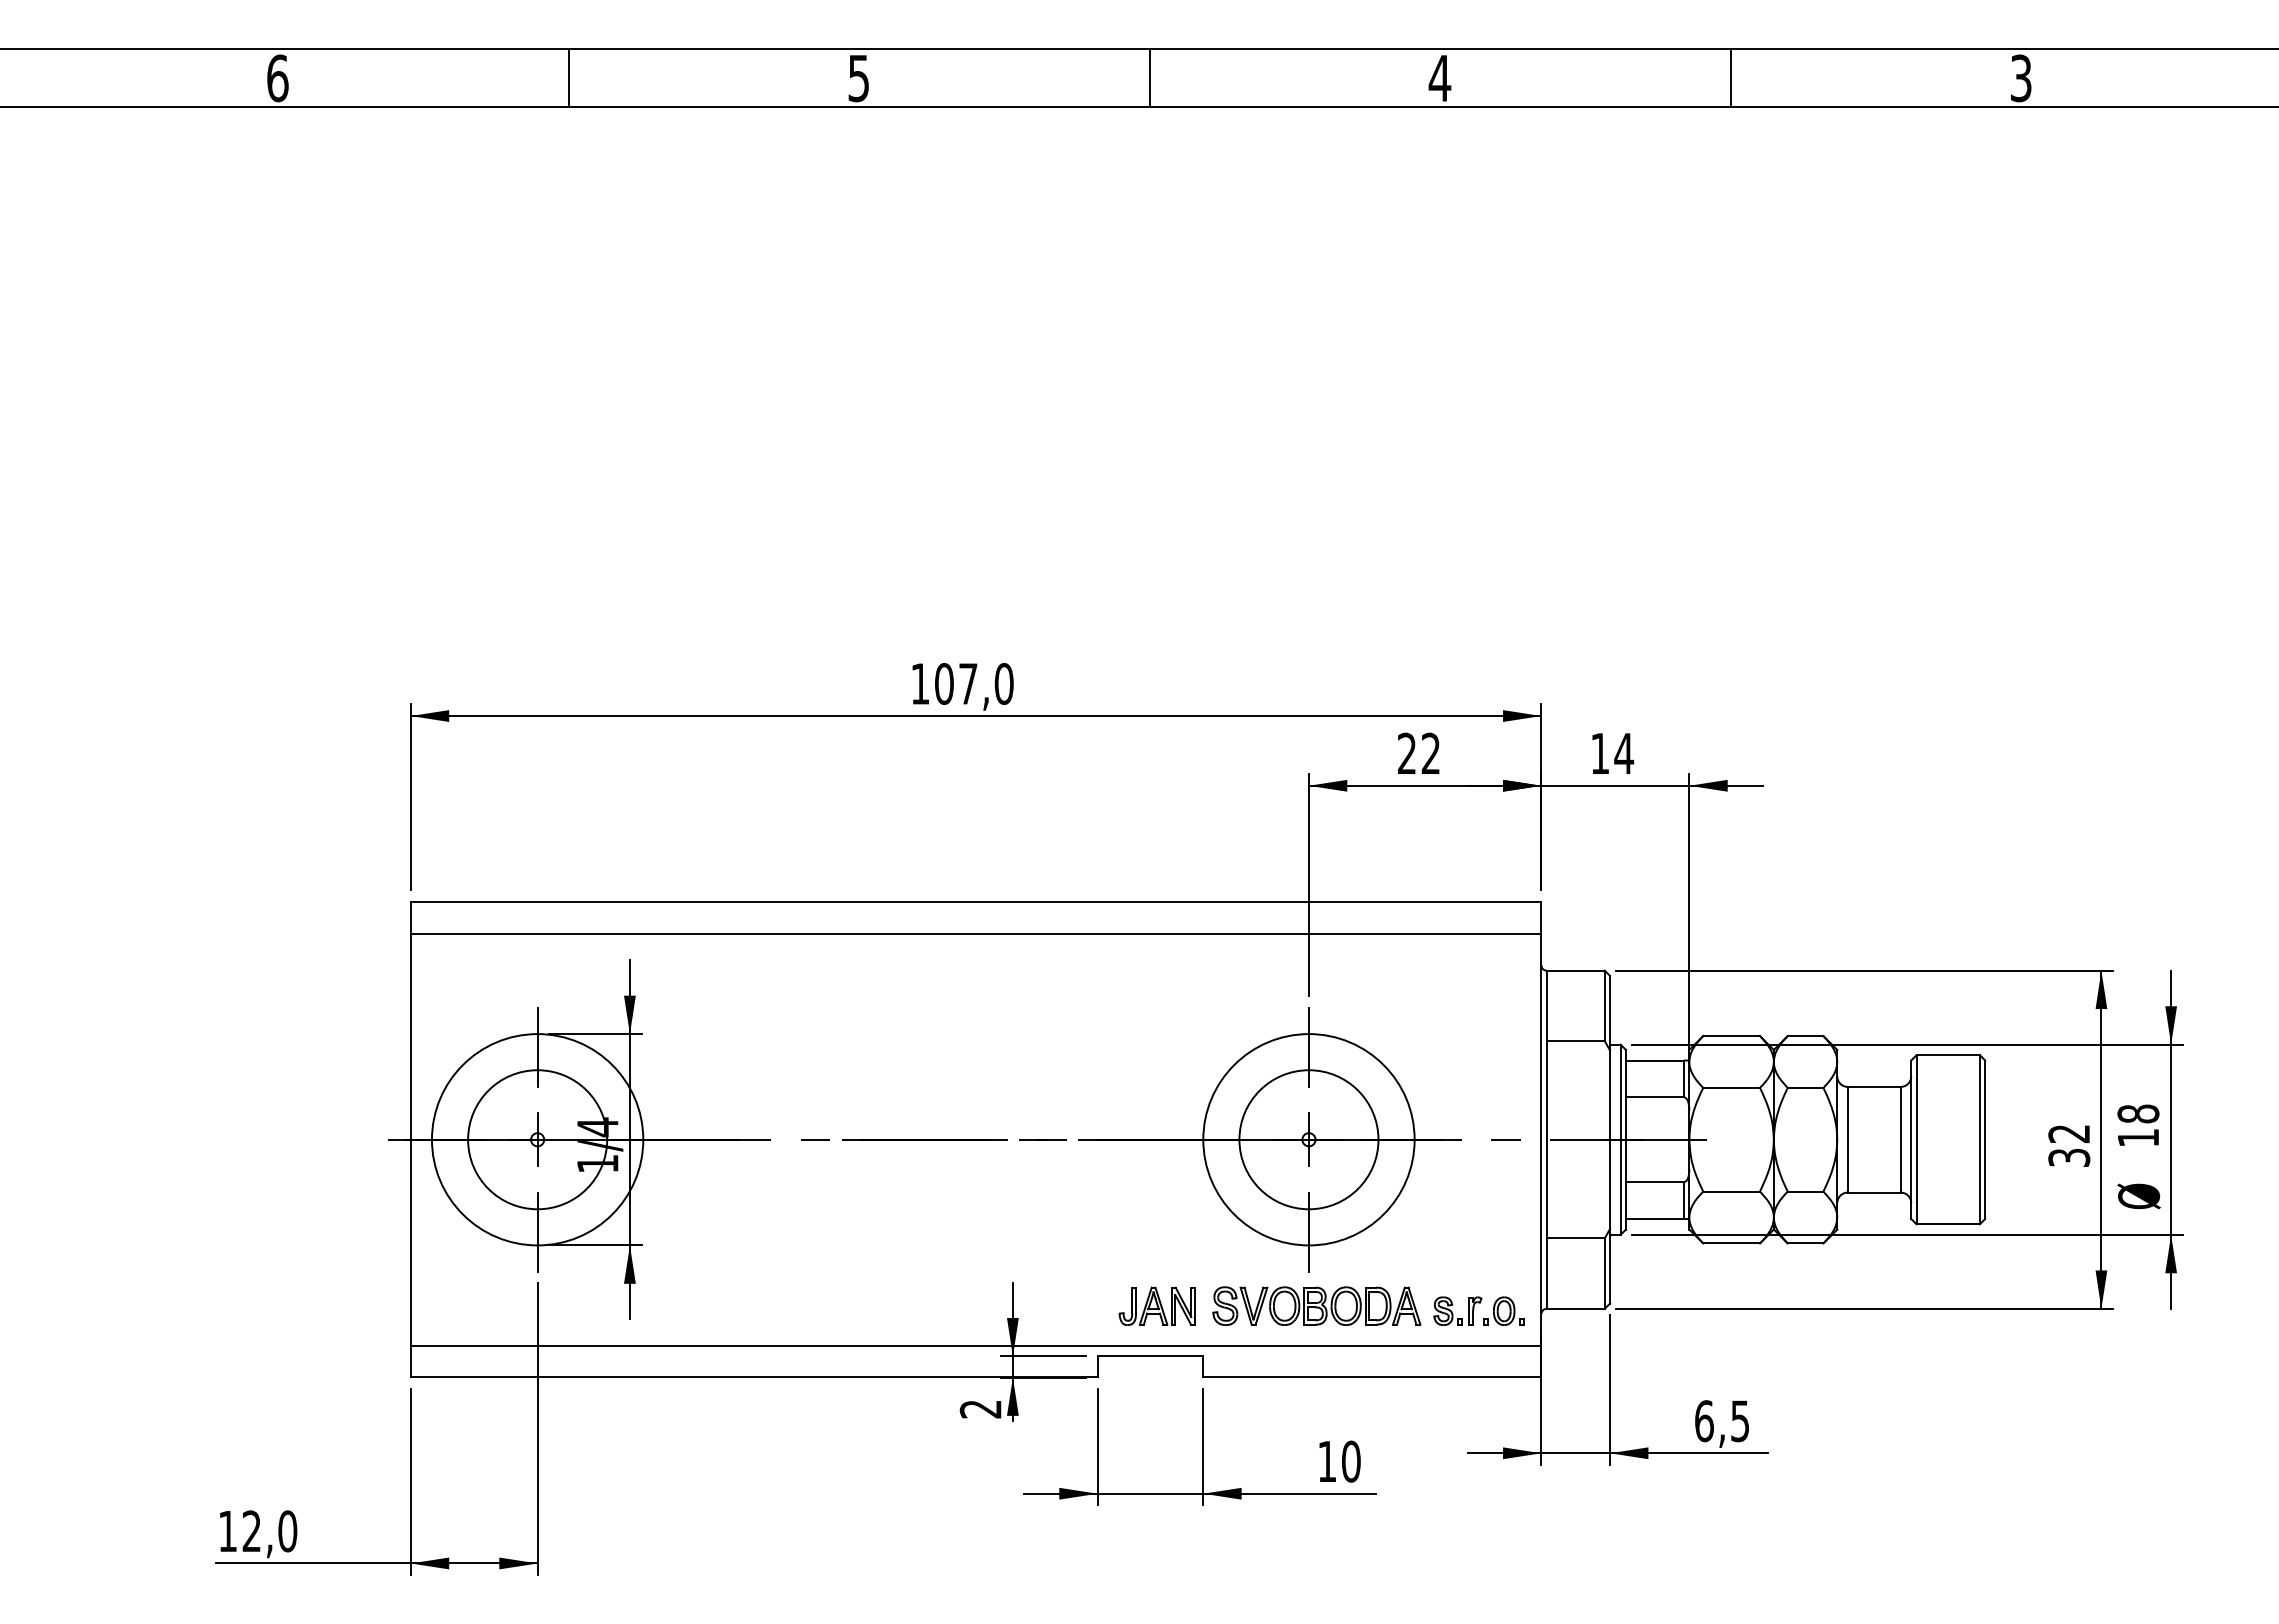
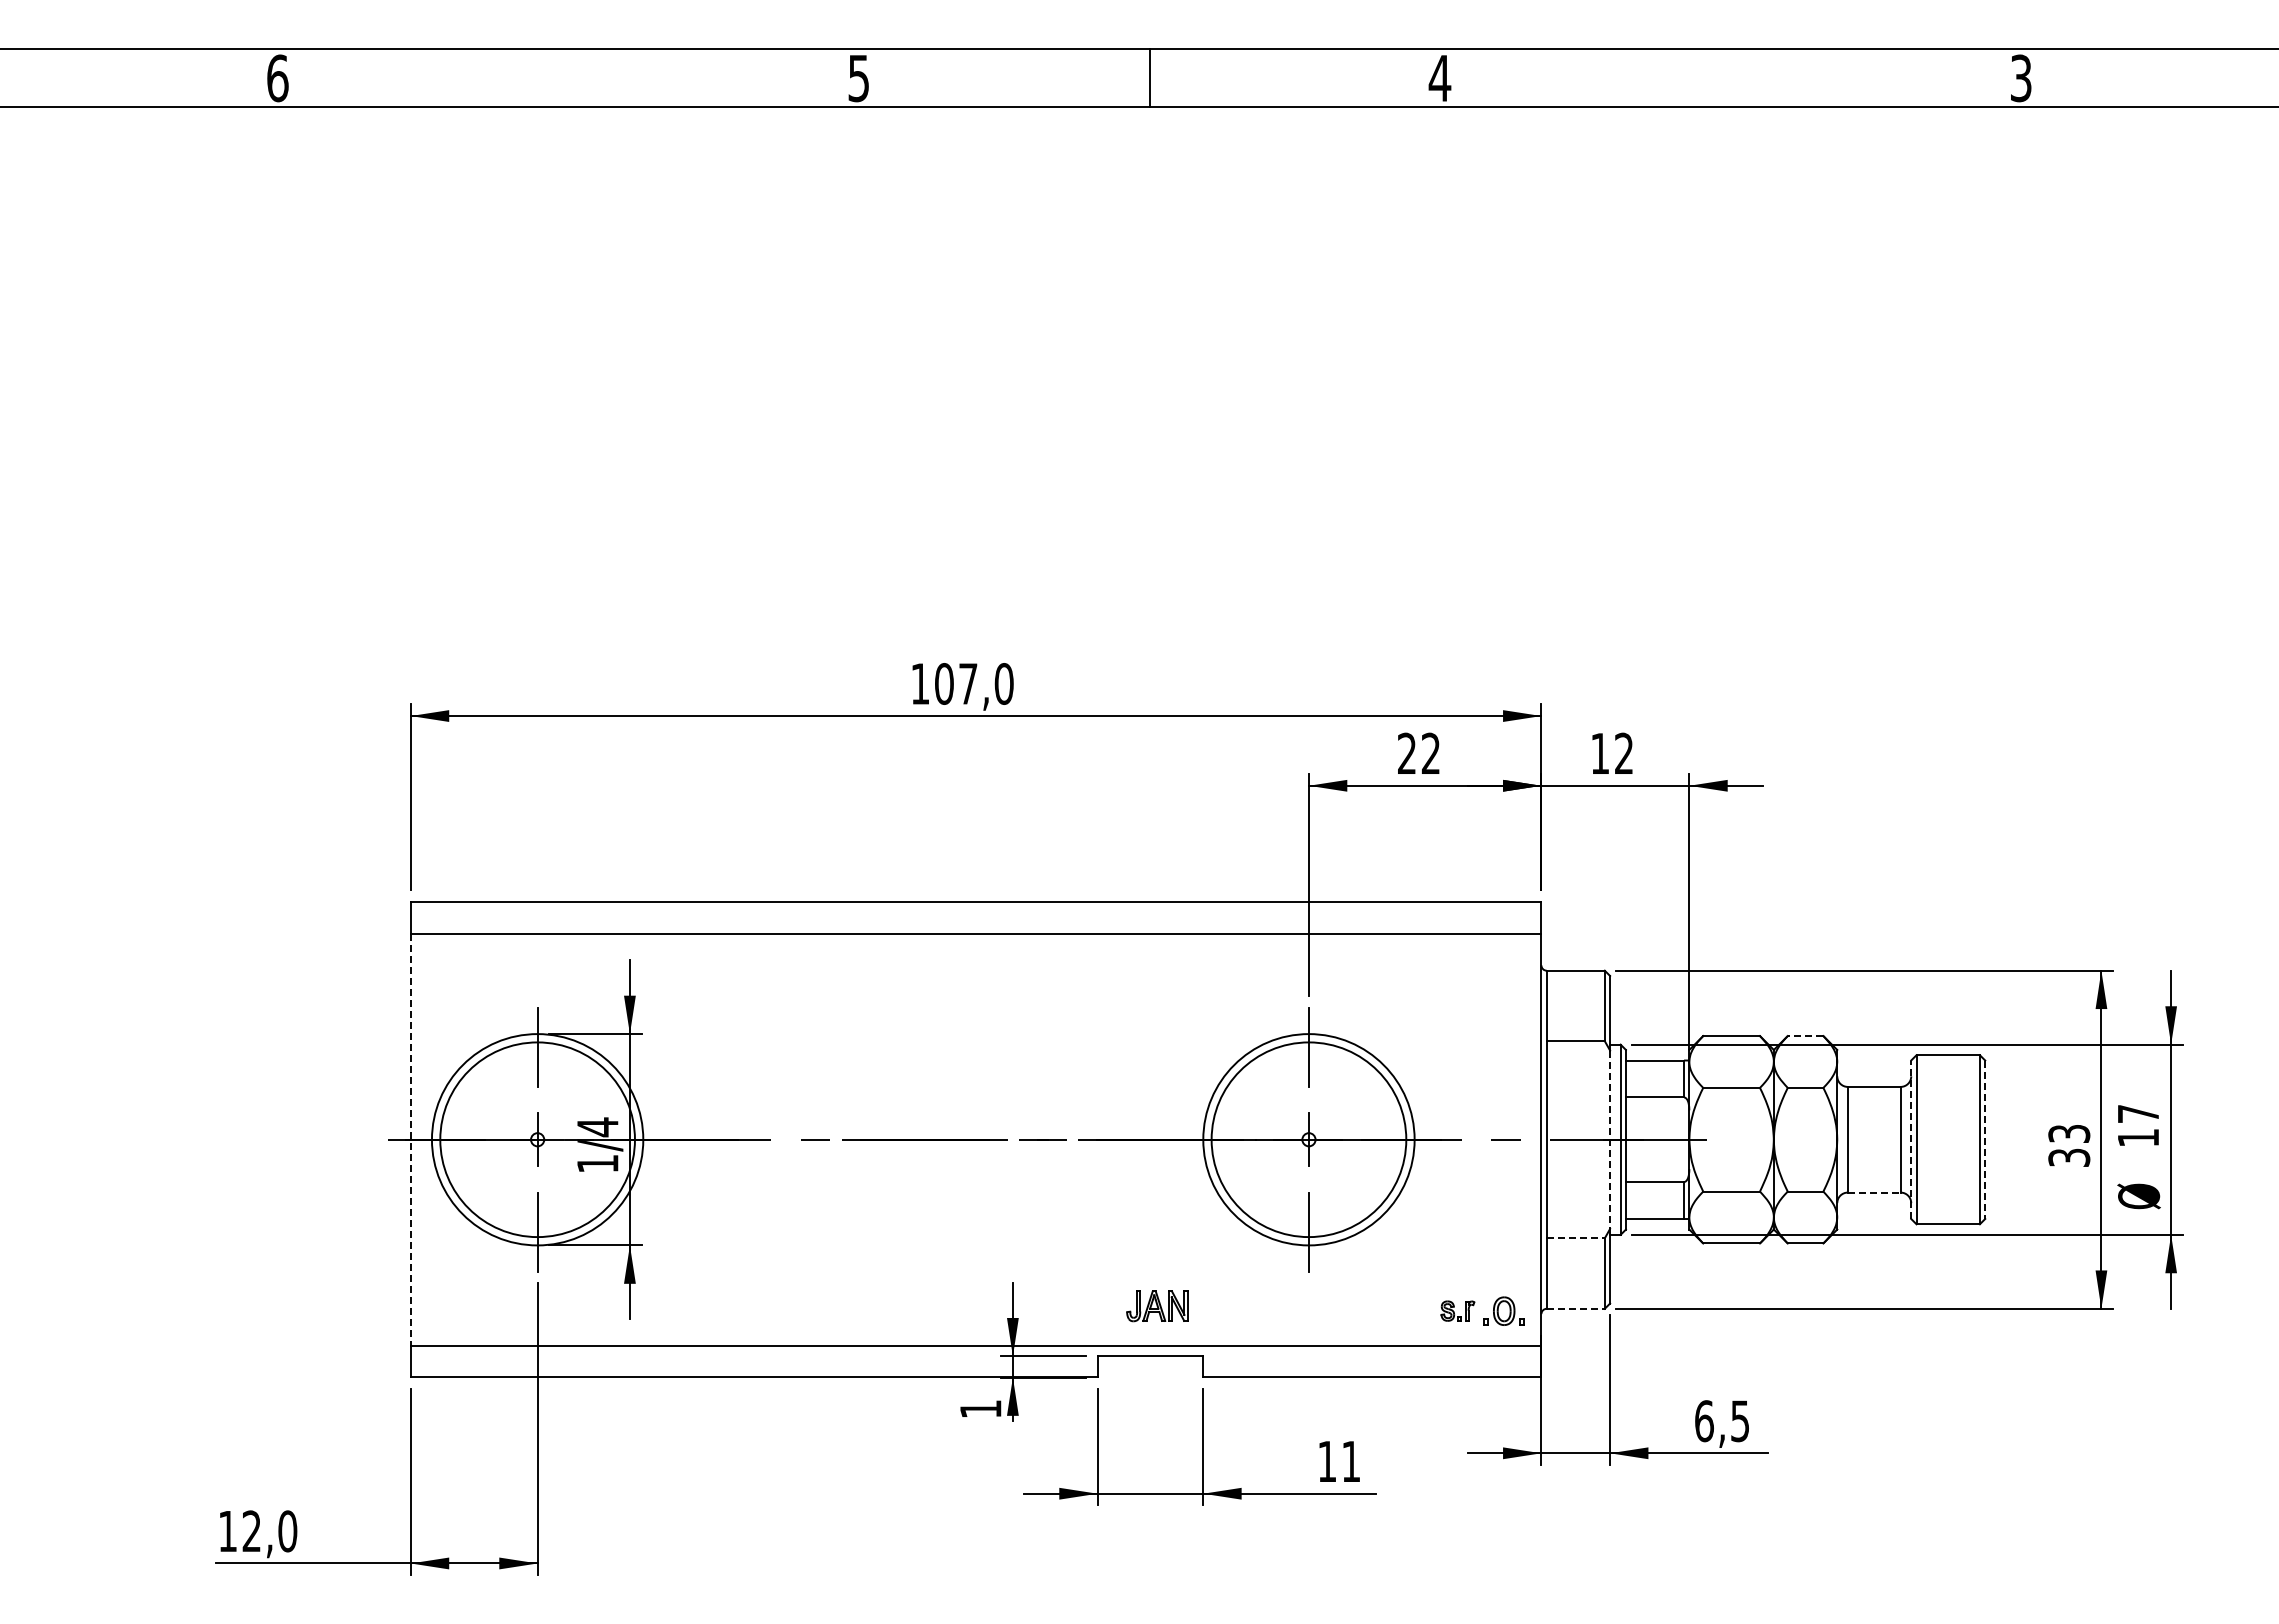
line: present -> none (568, 77)
line: present -> none (1731, 77)
text: 14 -> 12 (1624, 752)
line: solid -> dashed (1805, 1036)
text: 18 -> 17 (2138, 1113)
text: 32 -> 33 (2069, 1134)
circle diameter: 139 px -> 195 px (537, 1139)
circle diameter: 139 px -> 195 px (1308, 1139)
line: solid -> dashed (1911, 1139)
line: solid -> dashed (410, 1140)
line: solid -> dashed (1610, 1140)
line: solid -> dashed (1985, 1140)
line: solid -> dashed (1874, 1192)
line: solid -> dashed (1576, 1238)
part size: 78x40 px -> 63x33 px (1157, 1306)
part: present -> none (1316, 1305)
line: solid -> dashed (1576, 1308)
part size: 50x30 px -> 36x22 px (1457, 1310)
text: 2 -> 1 (980, 1409)
text: 10 -> 11 (1351, 1461)
